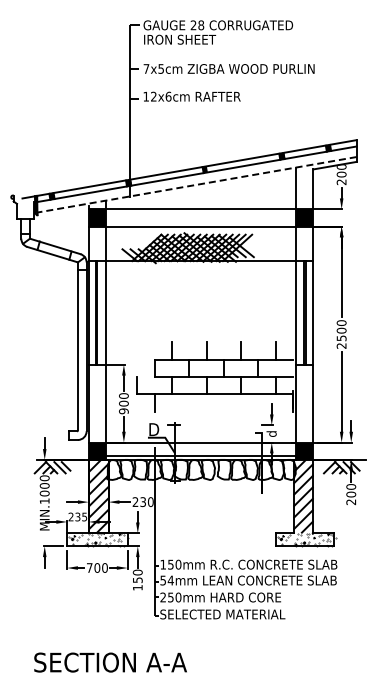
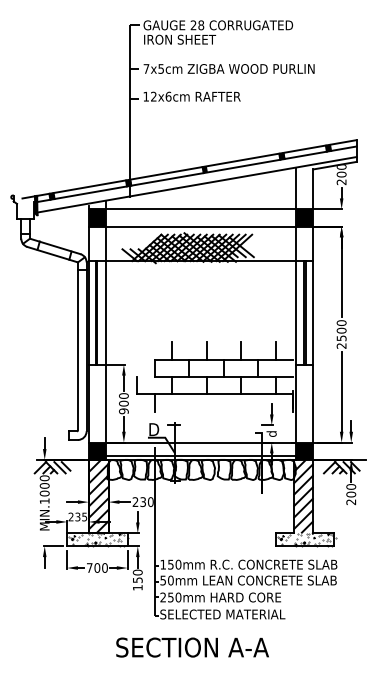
line: dashed -> solid (196, 184)
text: 54mm -> 50mm (170, 580)
text position: (110, 662) -> (192, 647) (192, 647)
